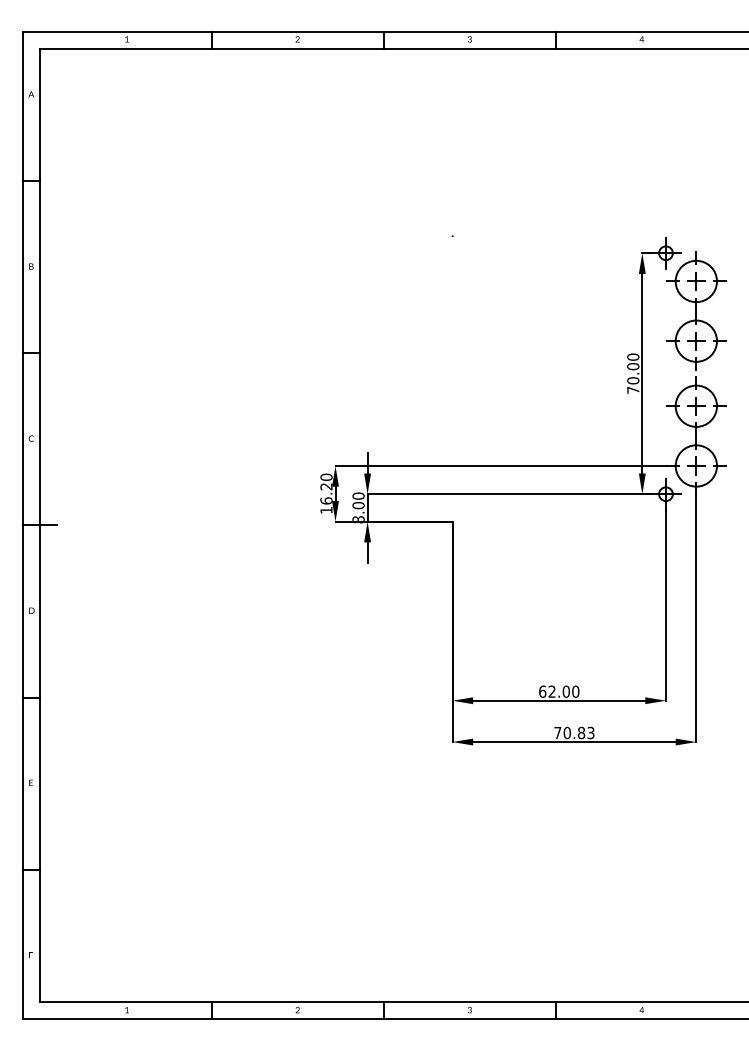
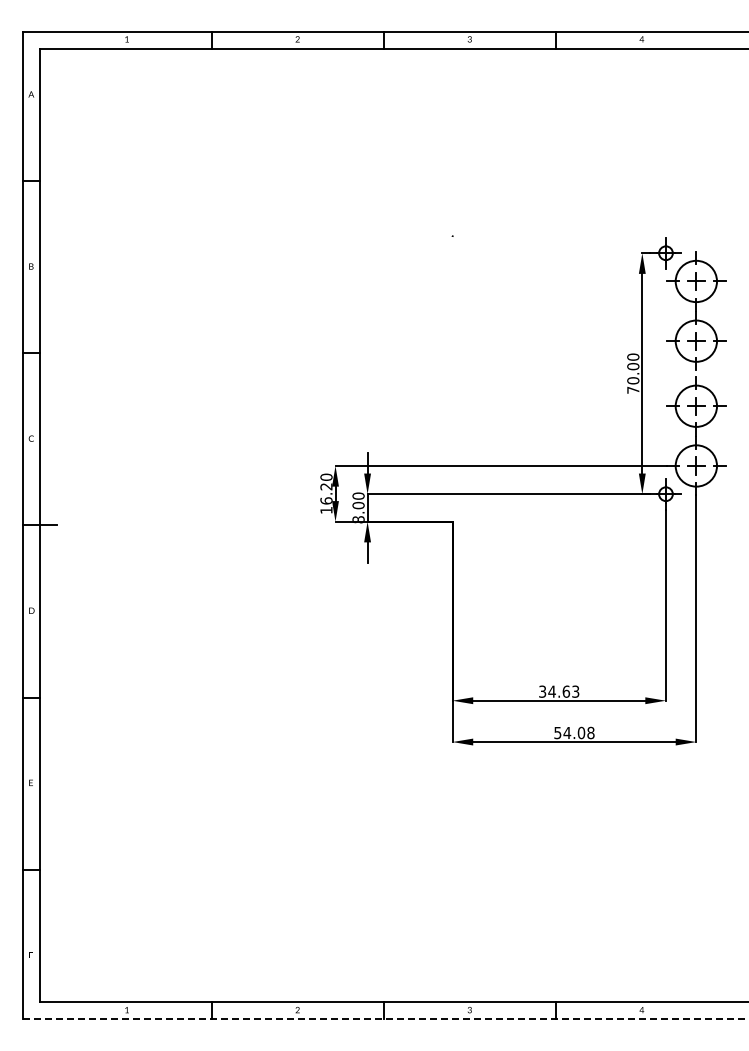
text: 62.00 -> 34.63 (559, 691)
text: 70.83 -> 54.08 (574, 732)
line: solid -> dashed (385, 1019)
